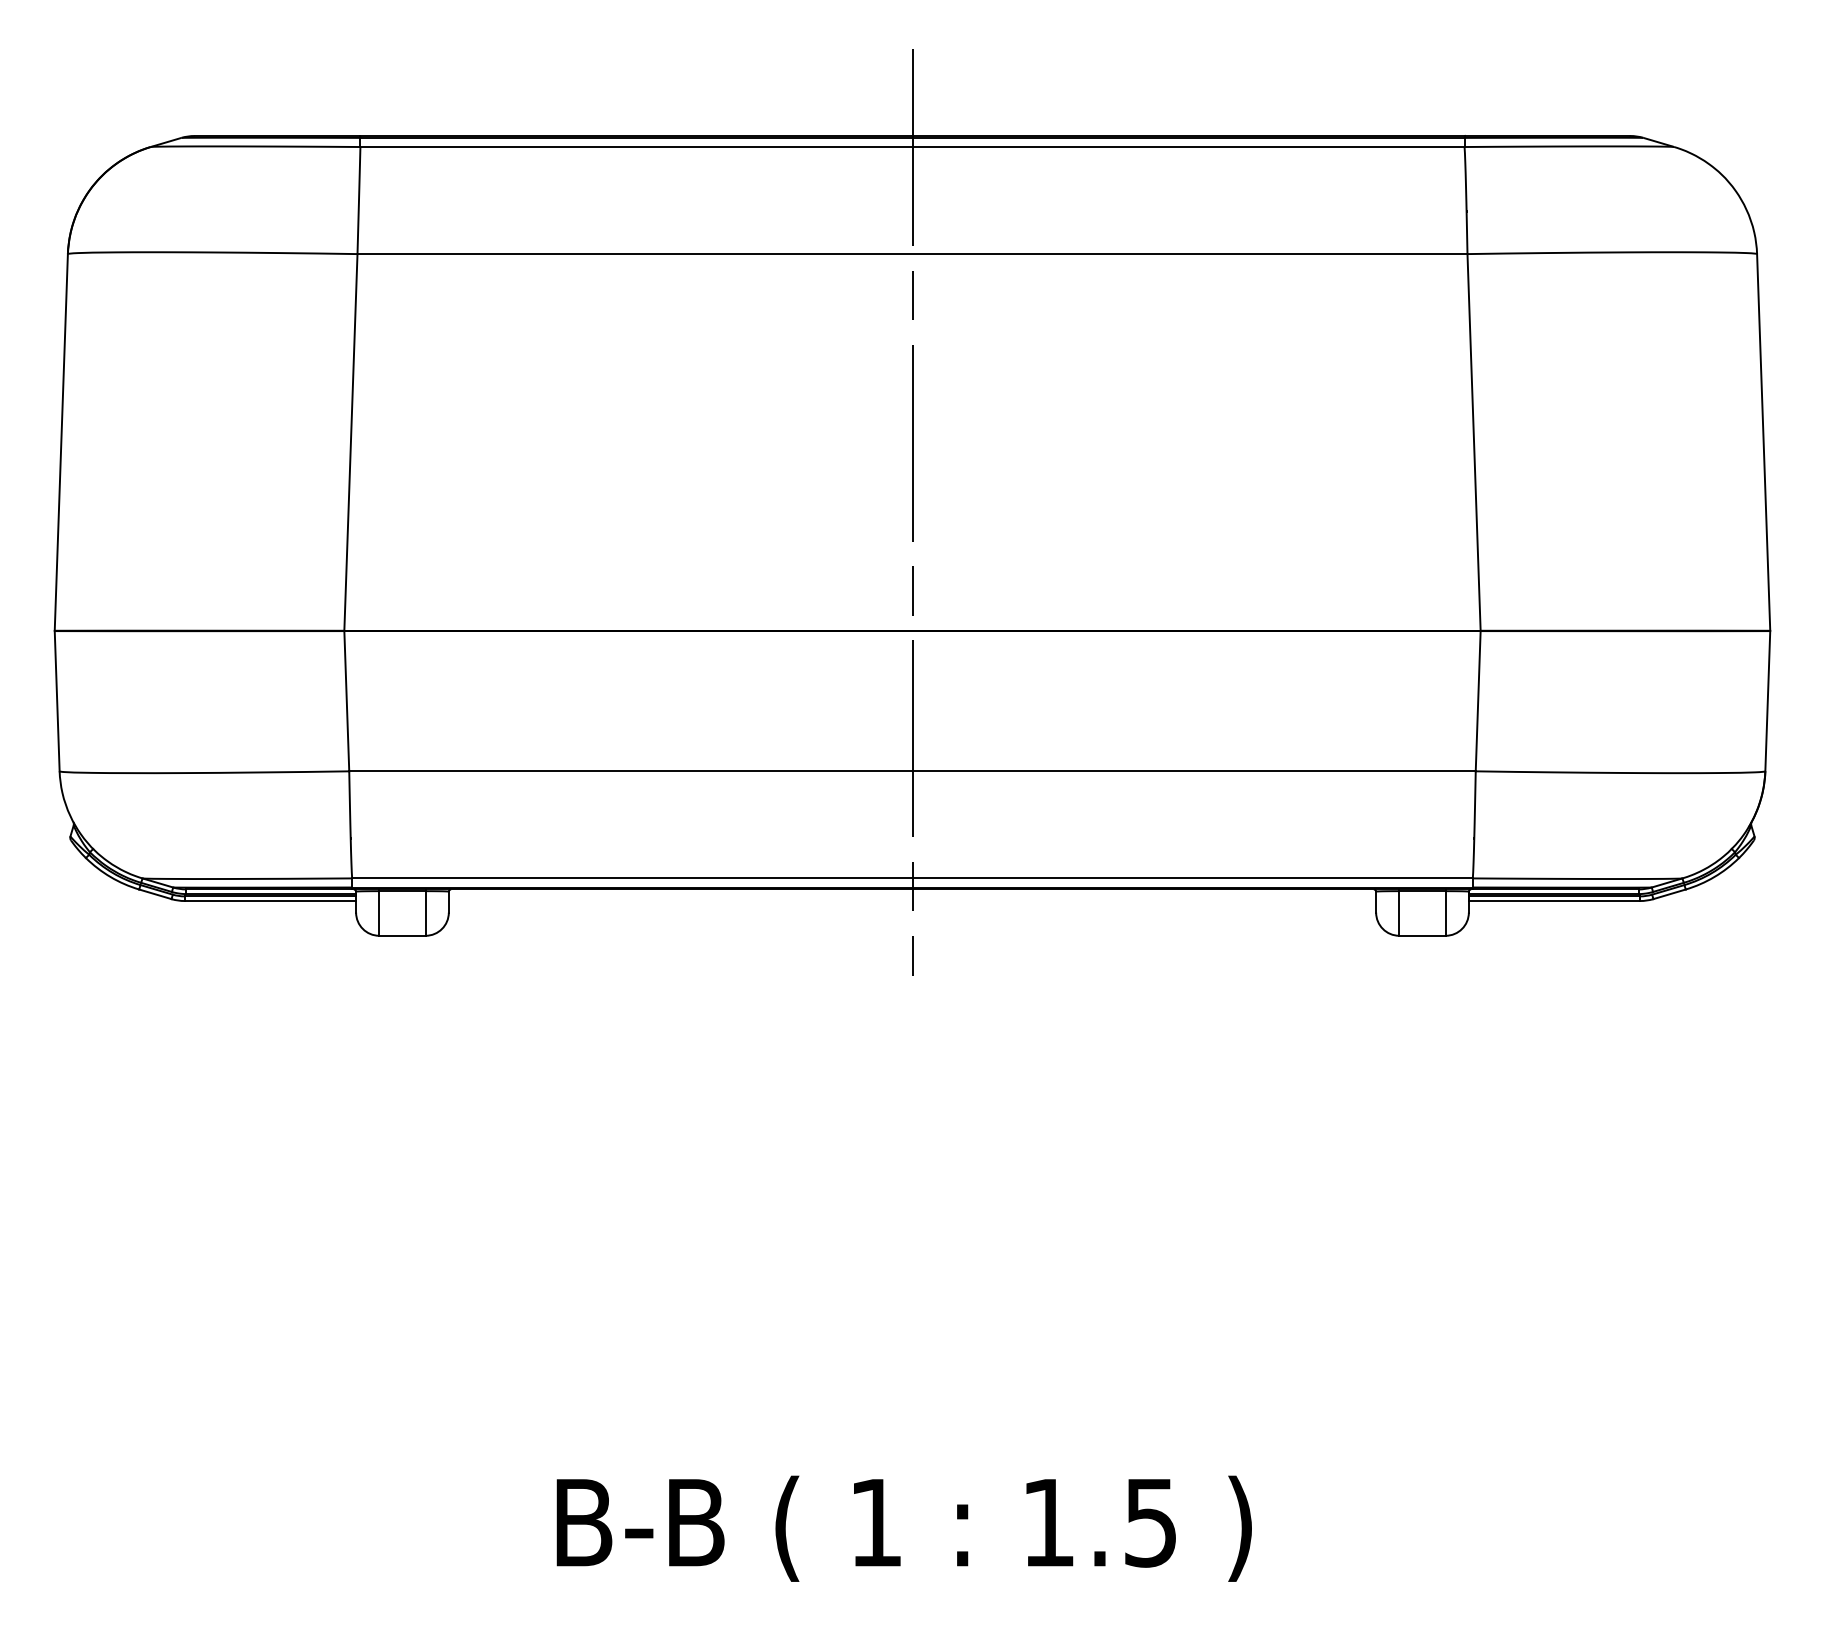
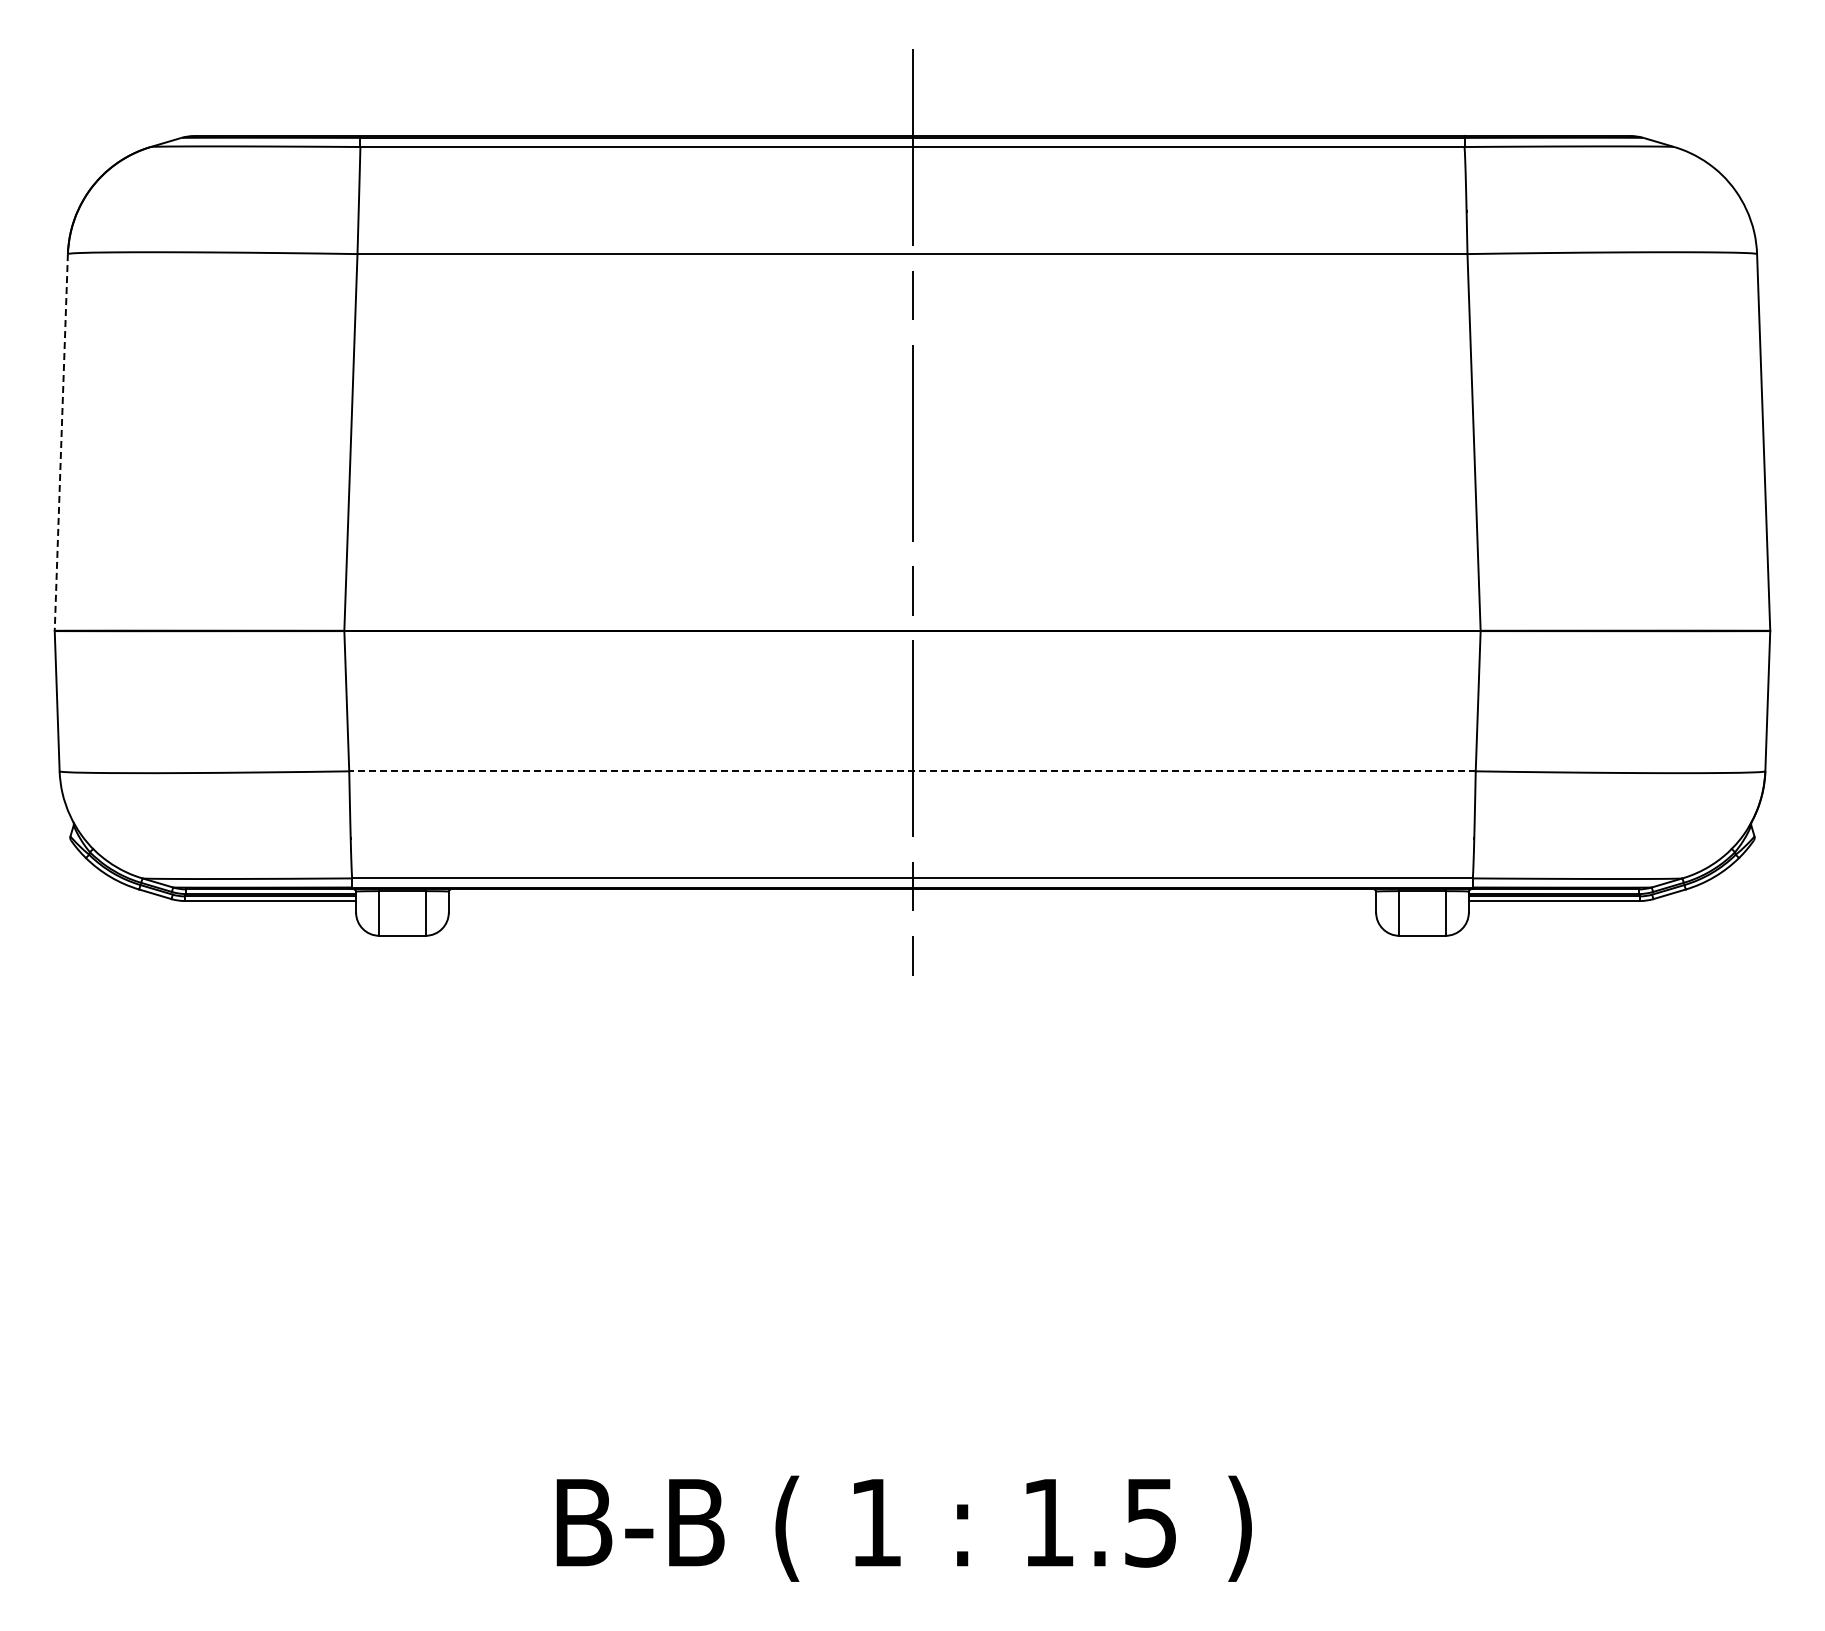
line: solid -> dashed (61, 442)
line: solid -> dashed (911, 771)
